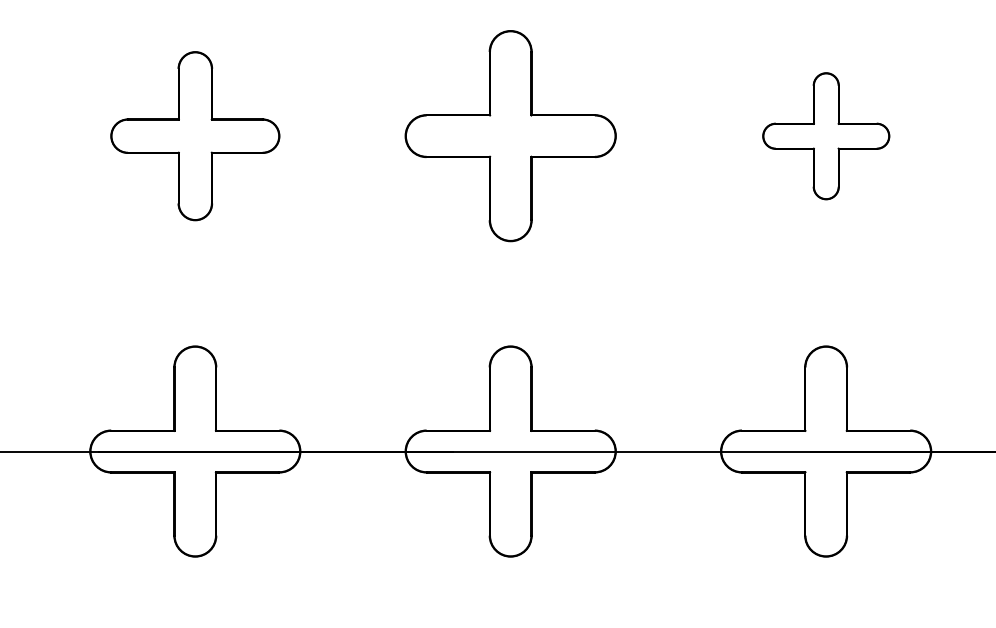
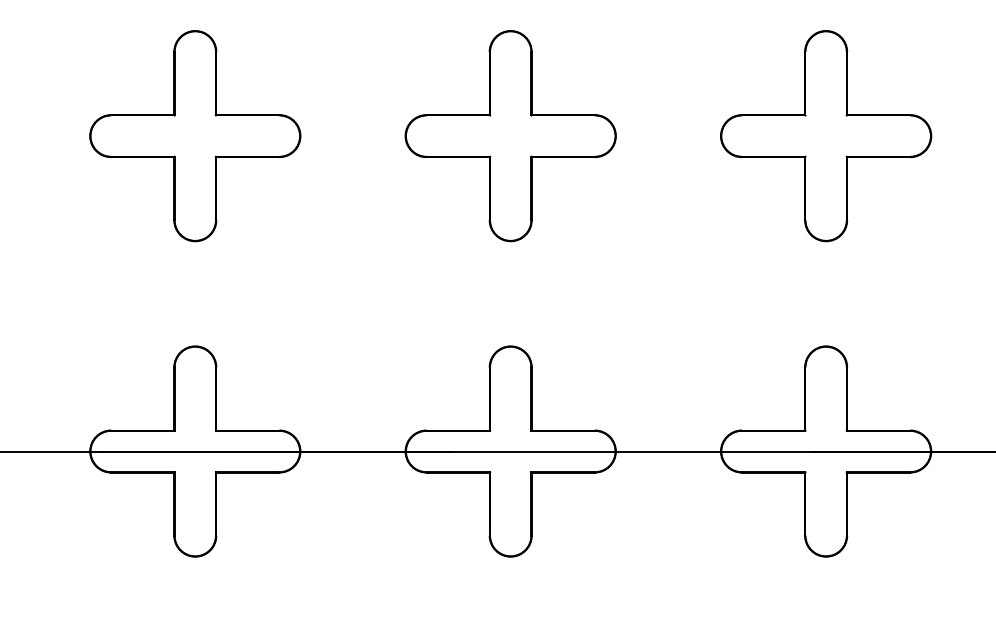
part size: 171x171 px -> 213x213 px (195, 136)
part size: 129x129 px -> 213x213 px (826, 136)
